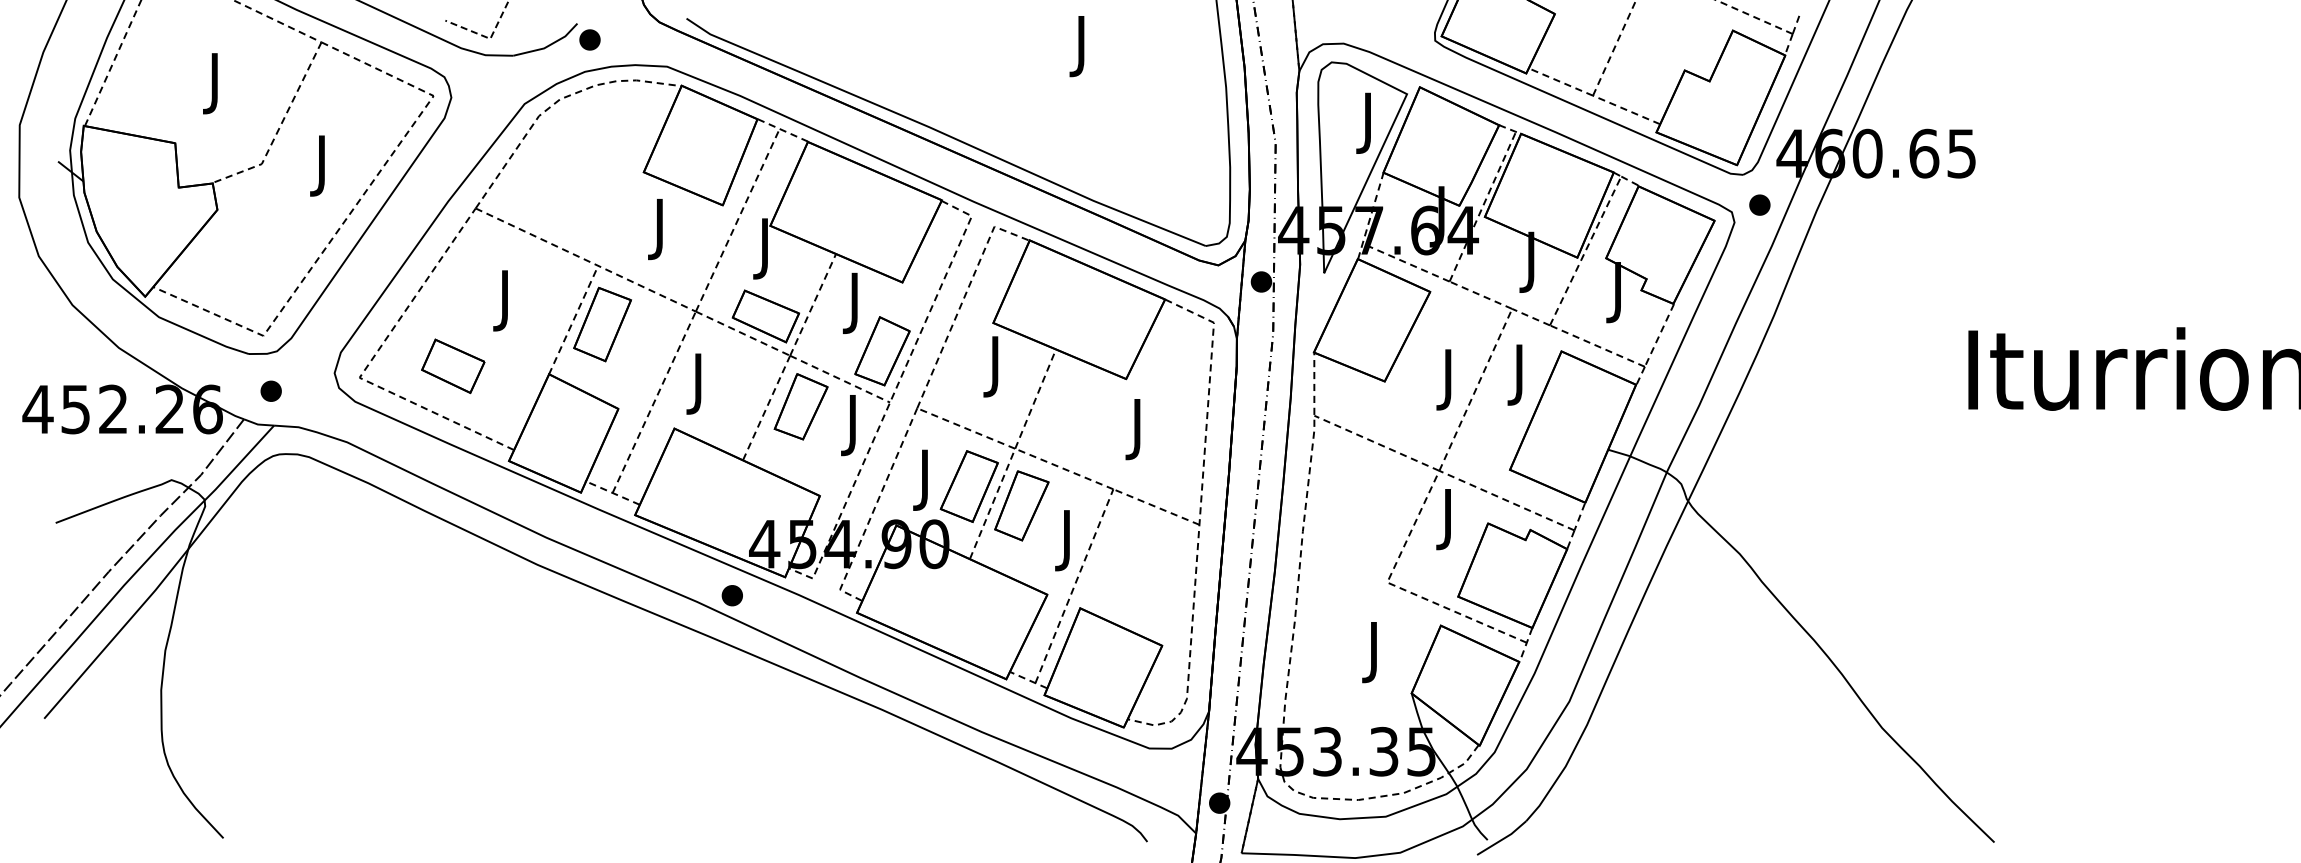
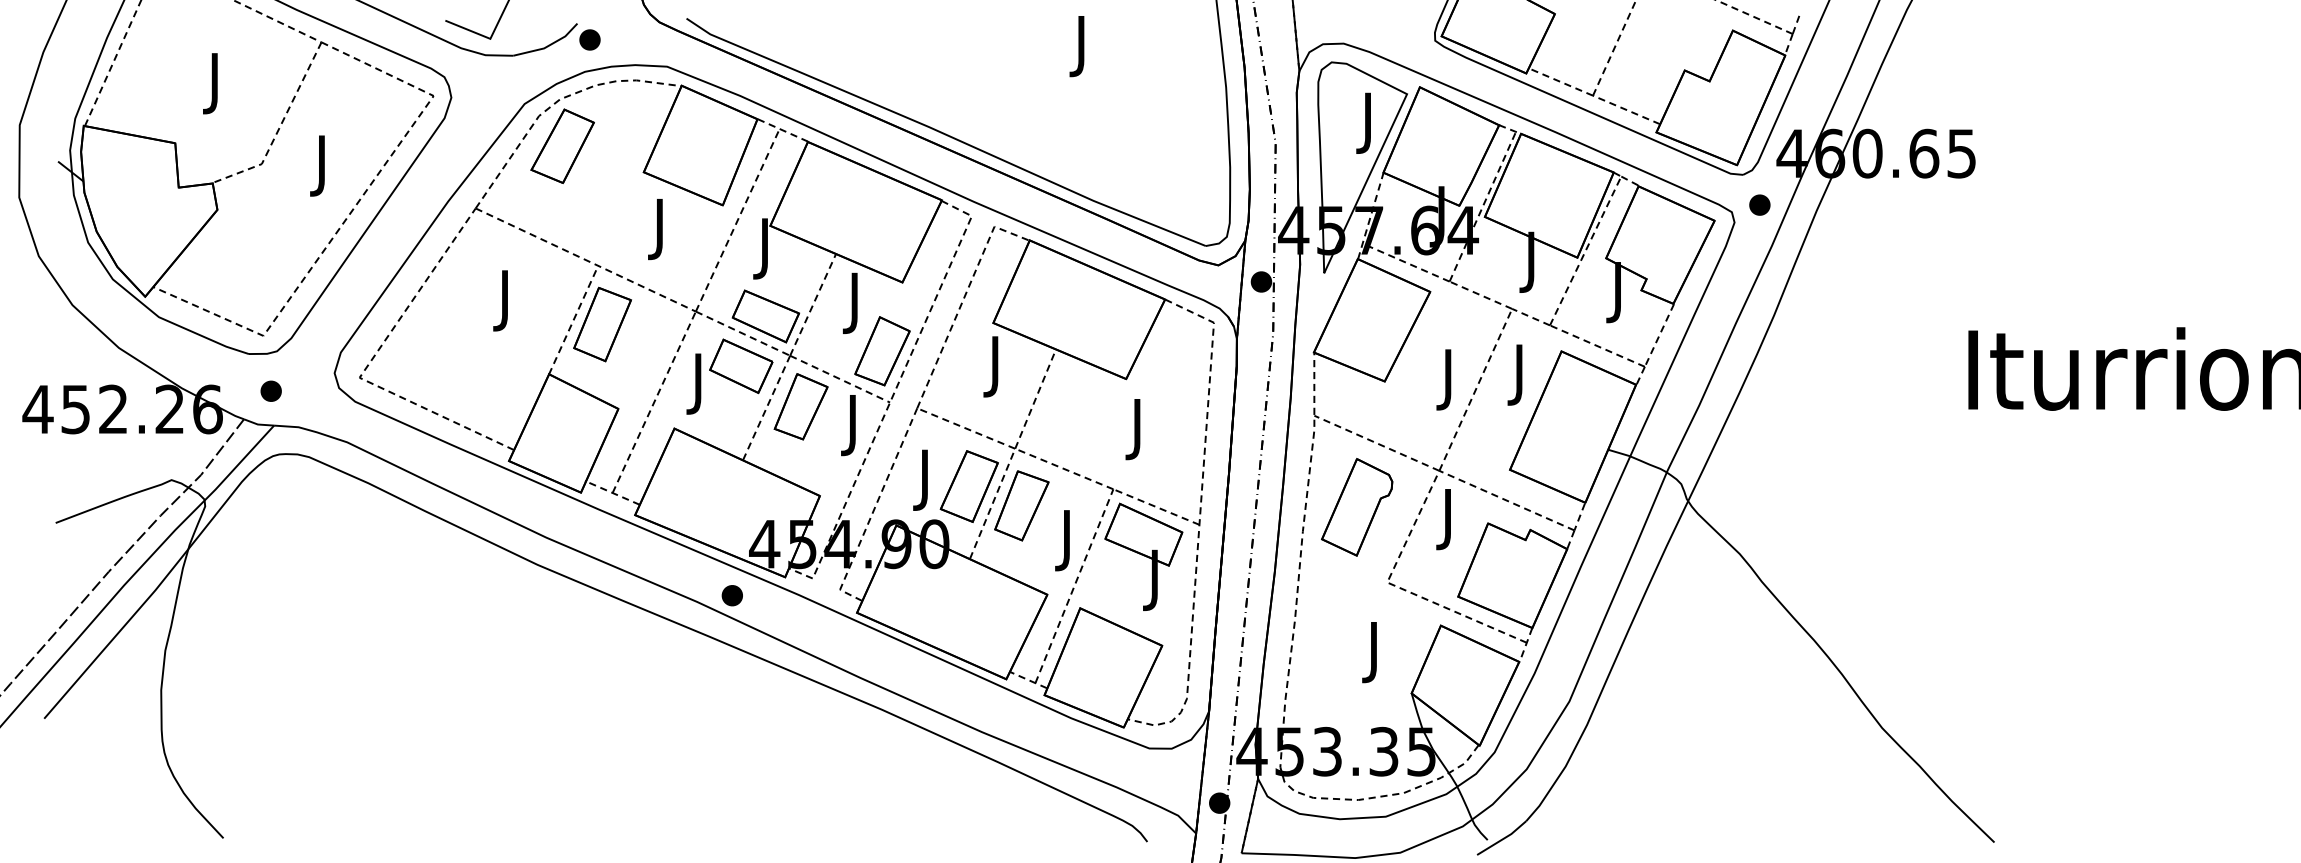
line: dashed -> solid (487, 37)
part: none -> present (562, 145)
part position: (453, 366) -> (741, 366) (741, 366)
part: none -> present (1357, 507)
part: none -> present (1143, 556)
